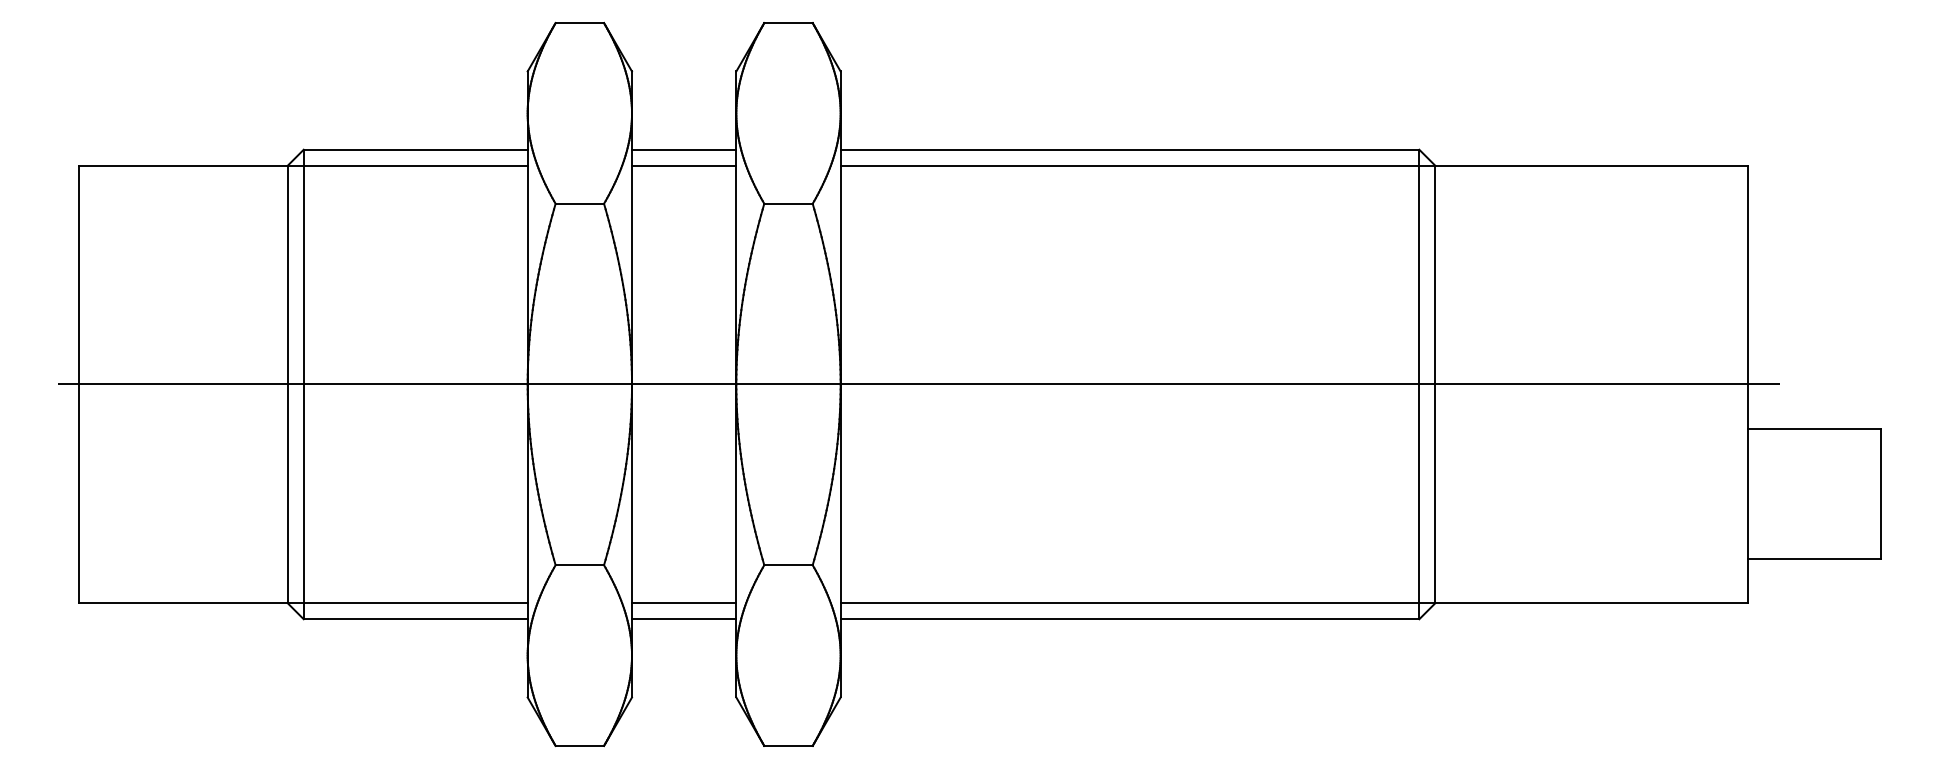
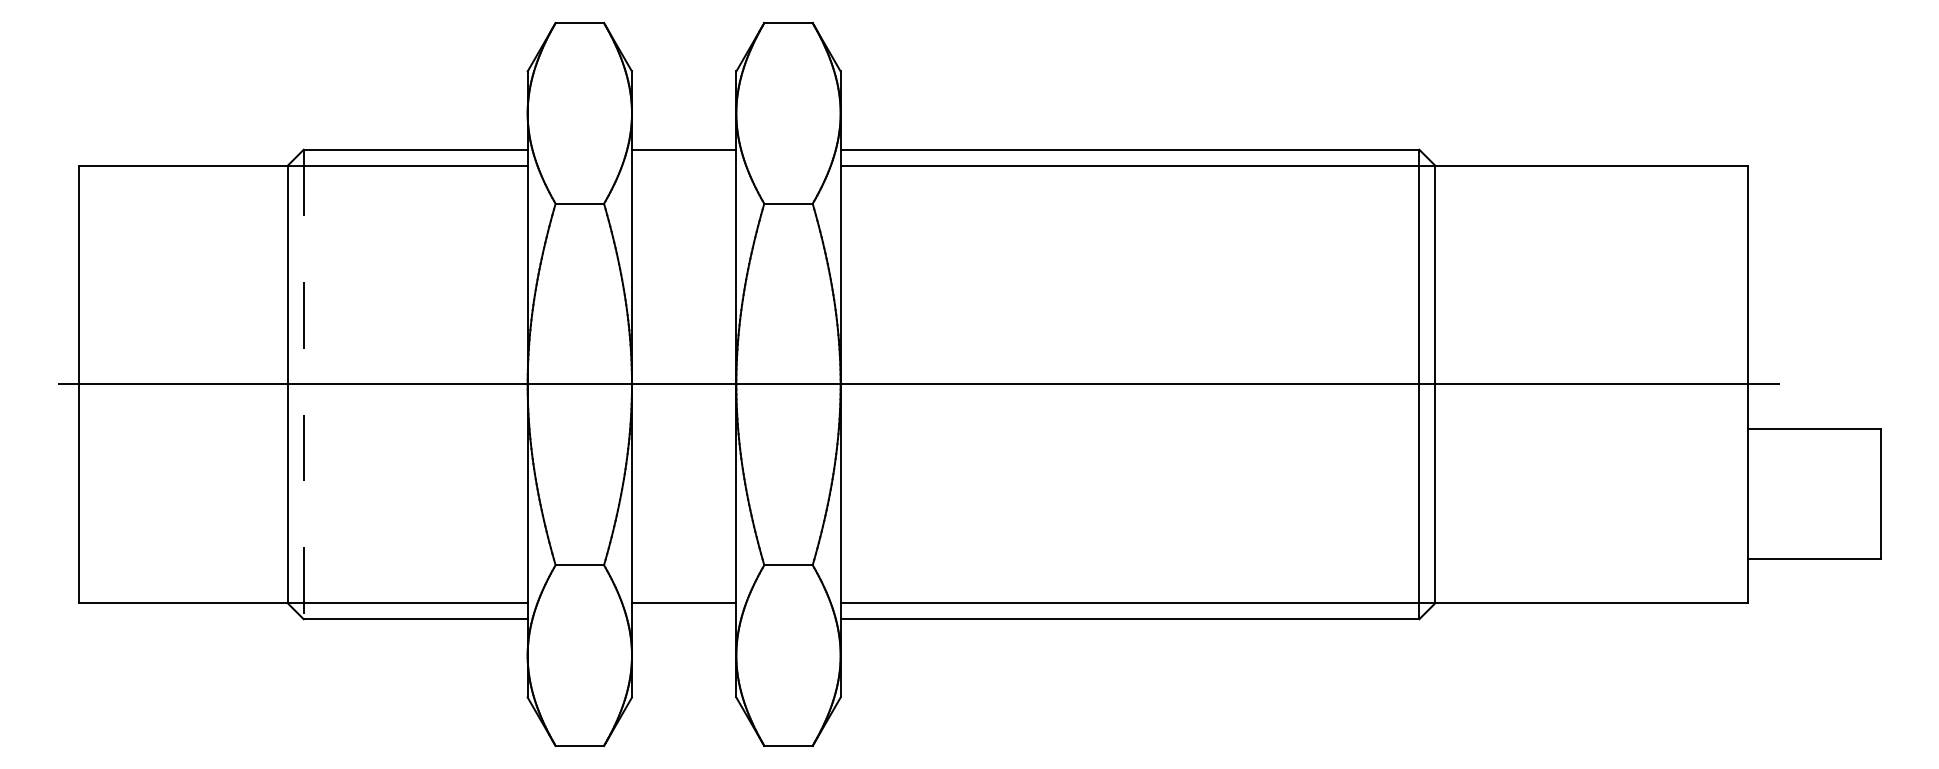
line: present -> none (684, 165)
line: solid -> dashed (303, 384)
line: present -> none (684, 619)
